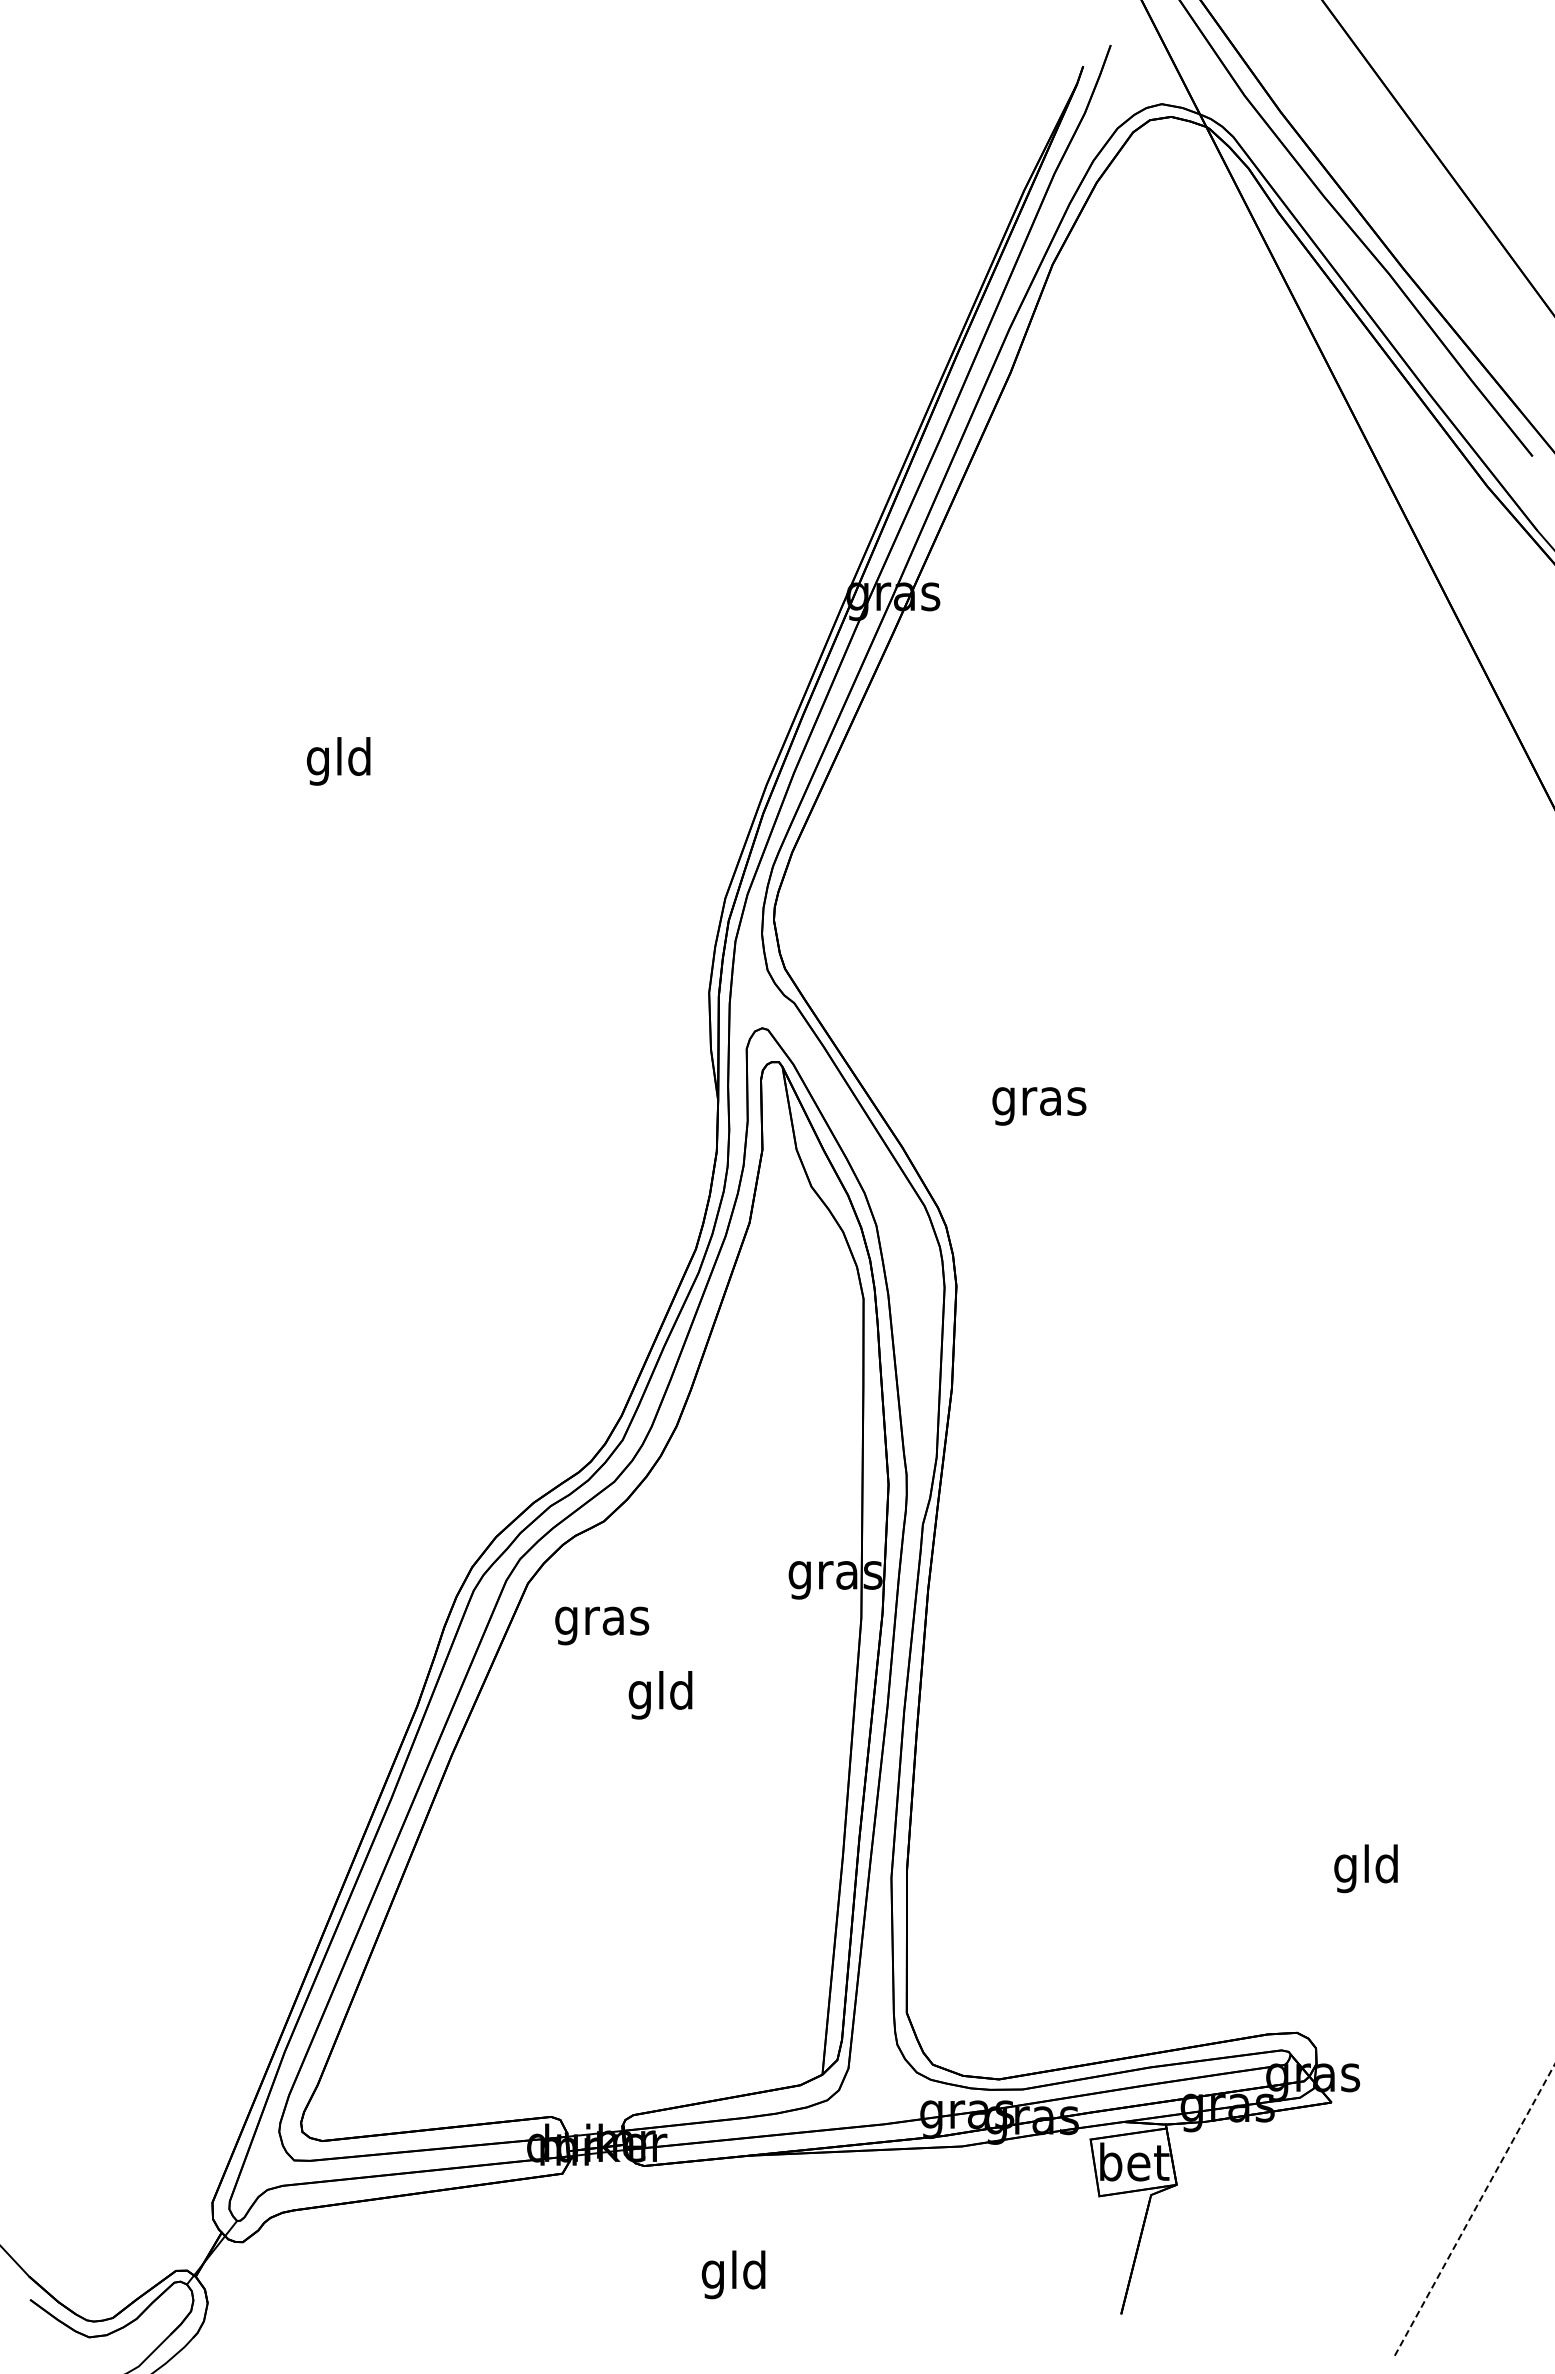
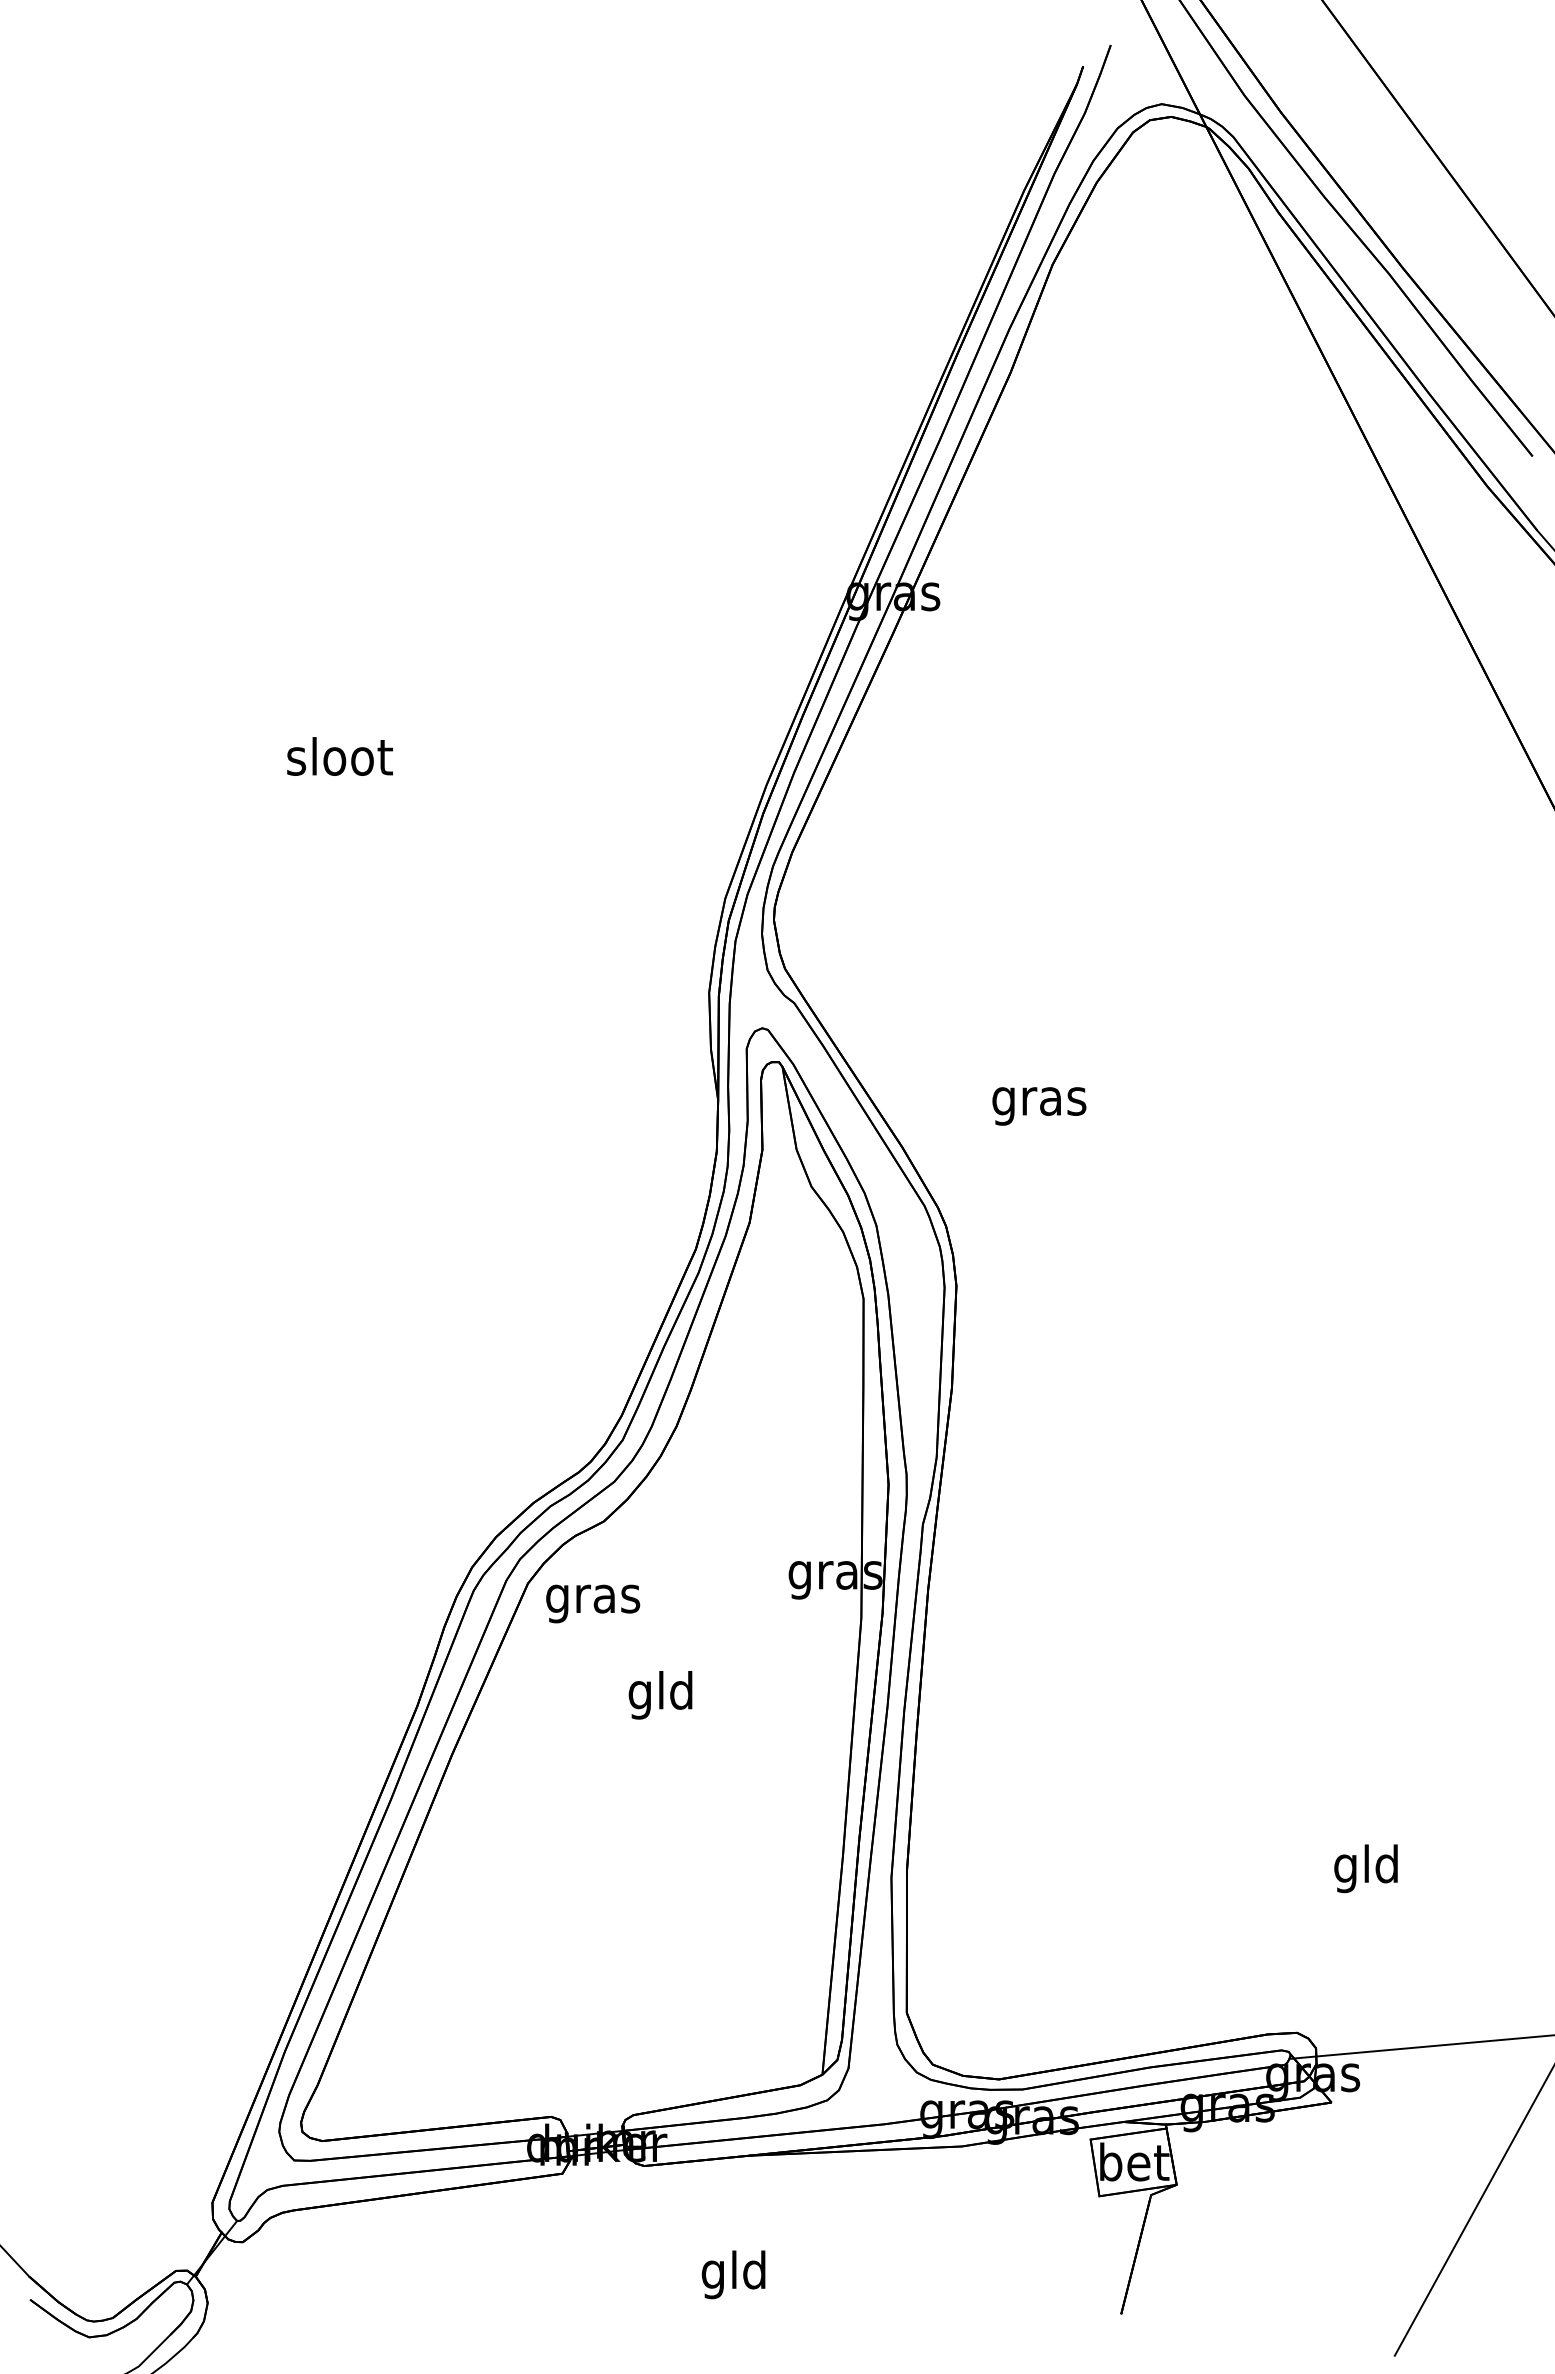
text: gld -> sloot (339, 761)
text position: (602, 1625) -> (593, 1603) (593, 1603)
line: none -> present (1420, 2046)
line: dashed -> solid (1475, 2209)
